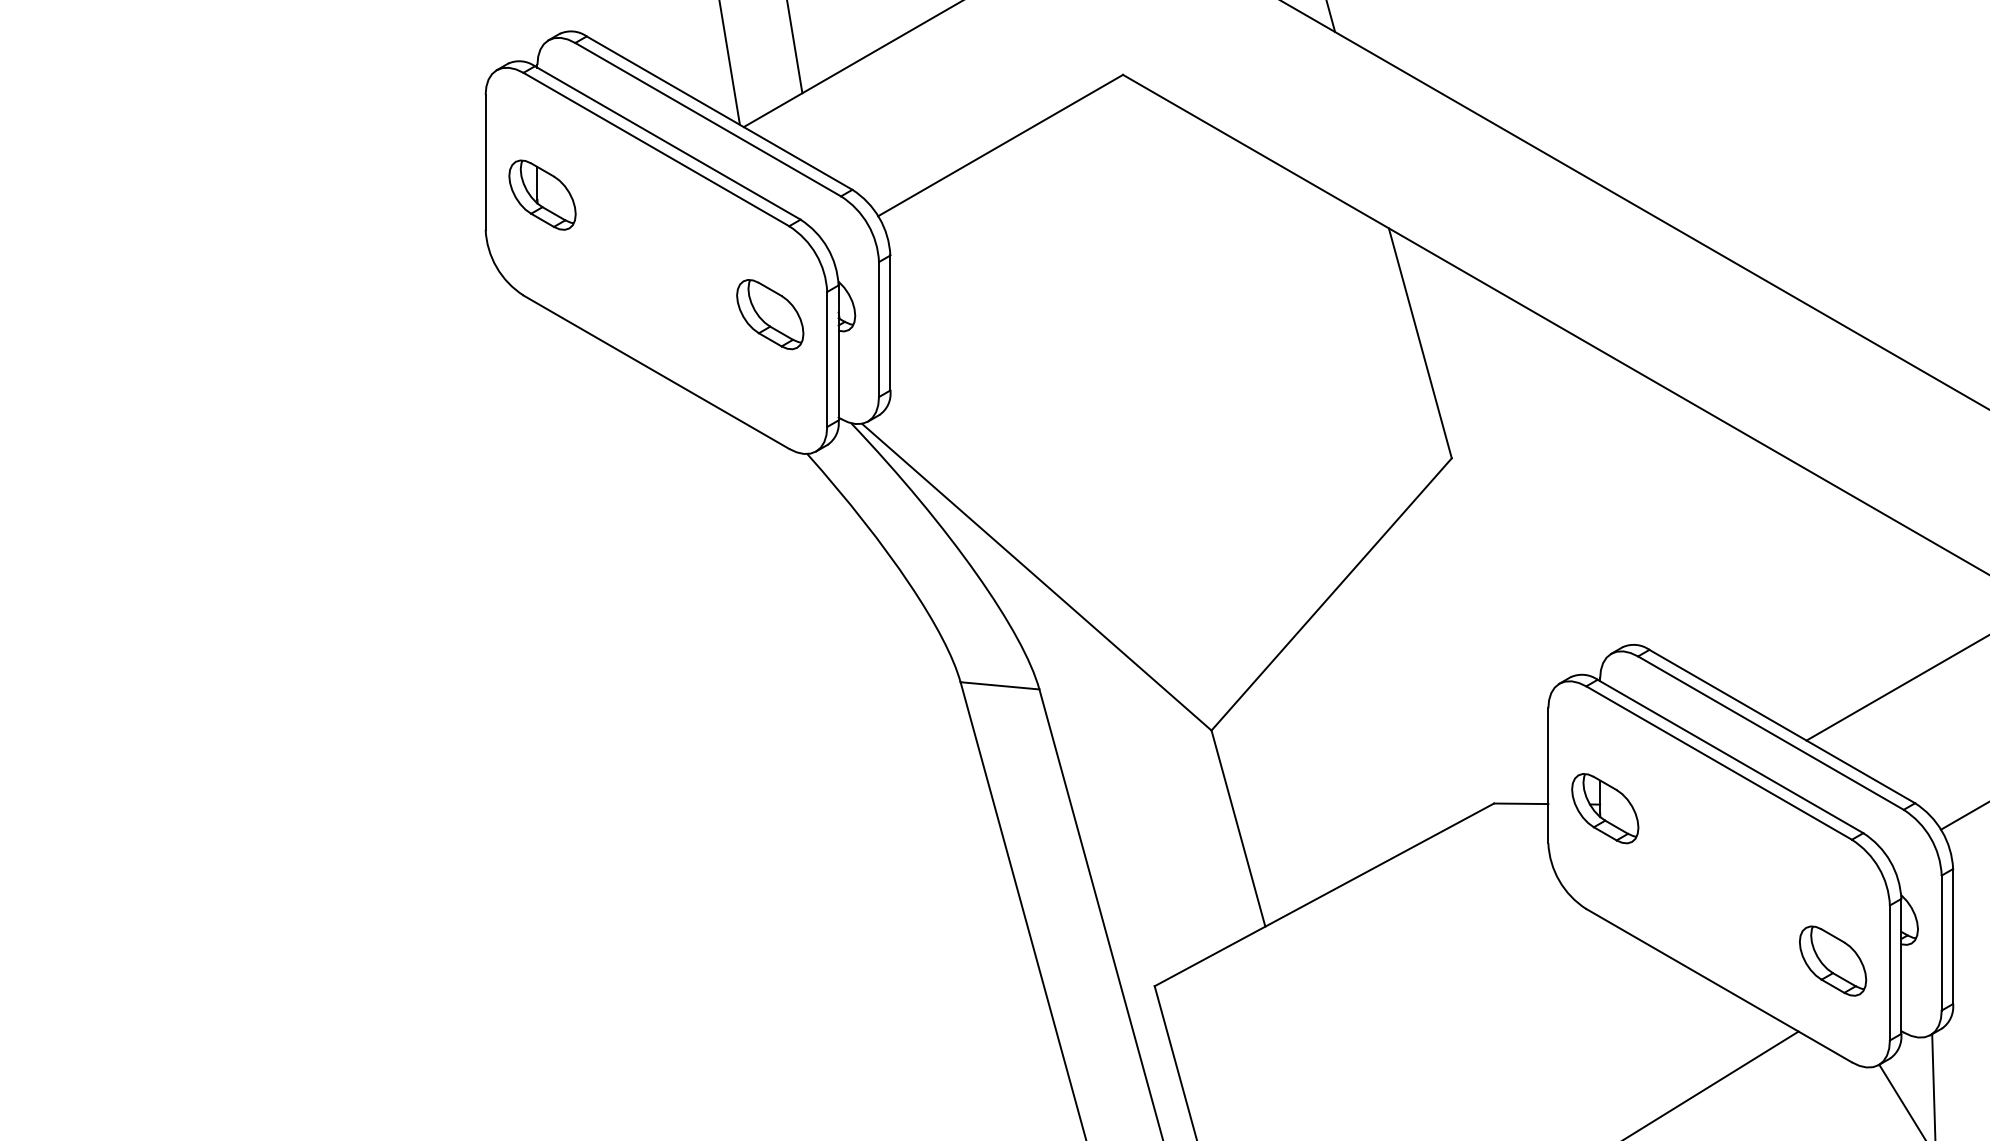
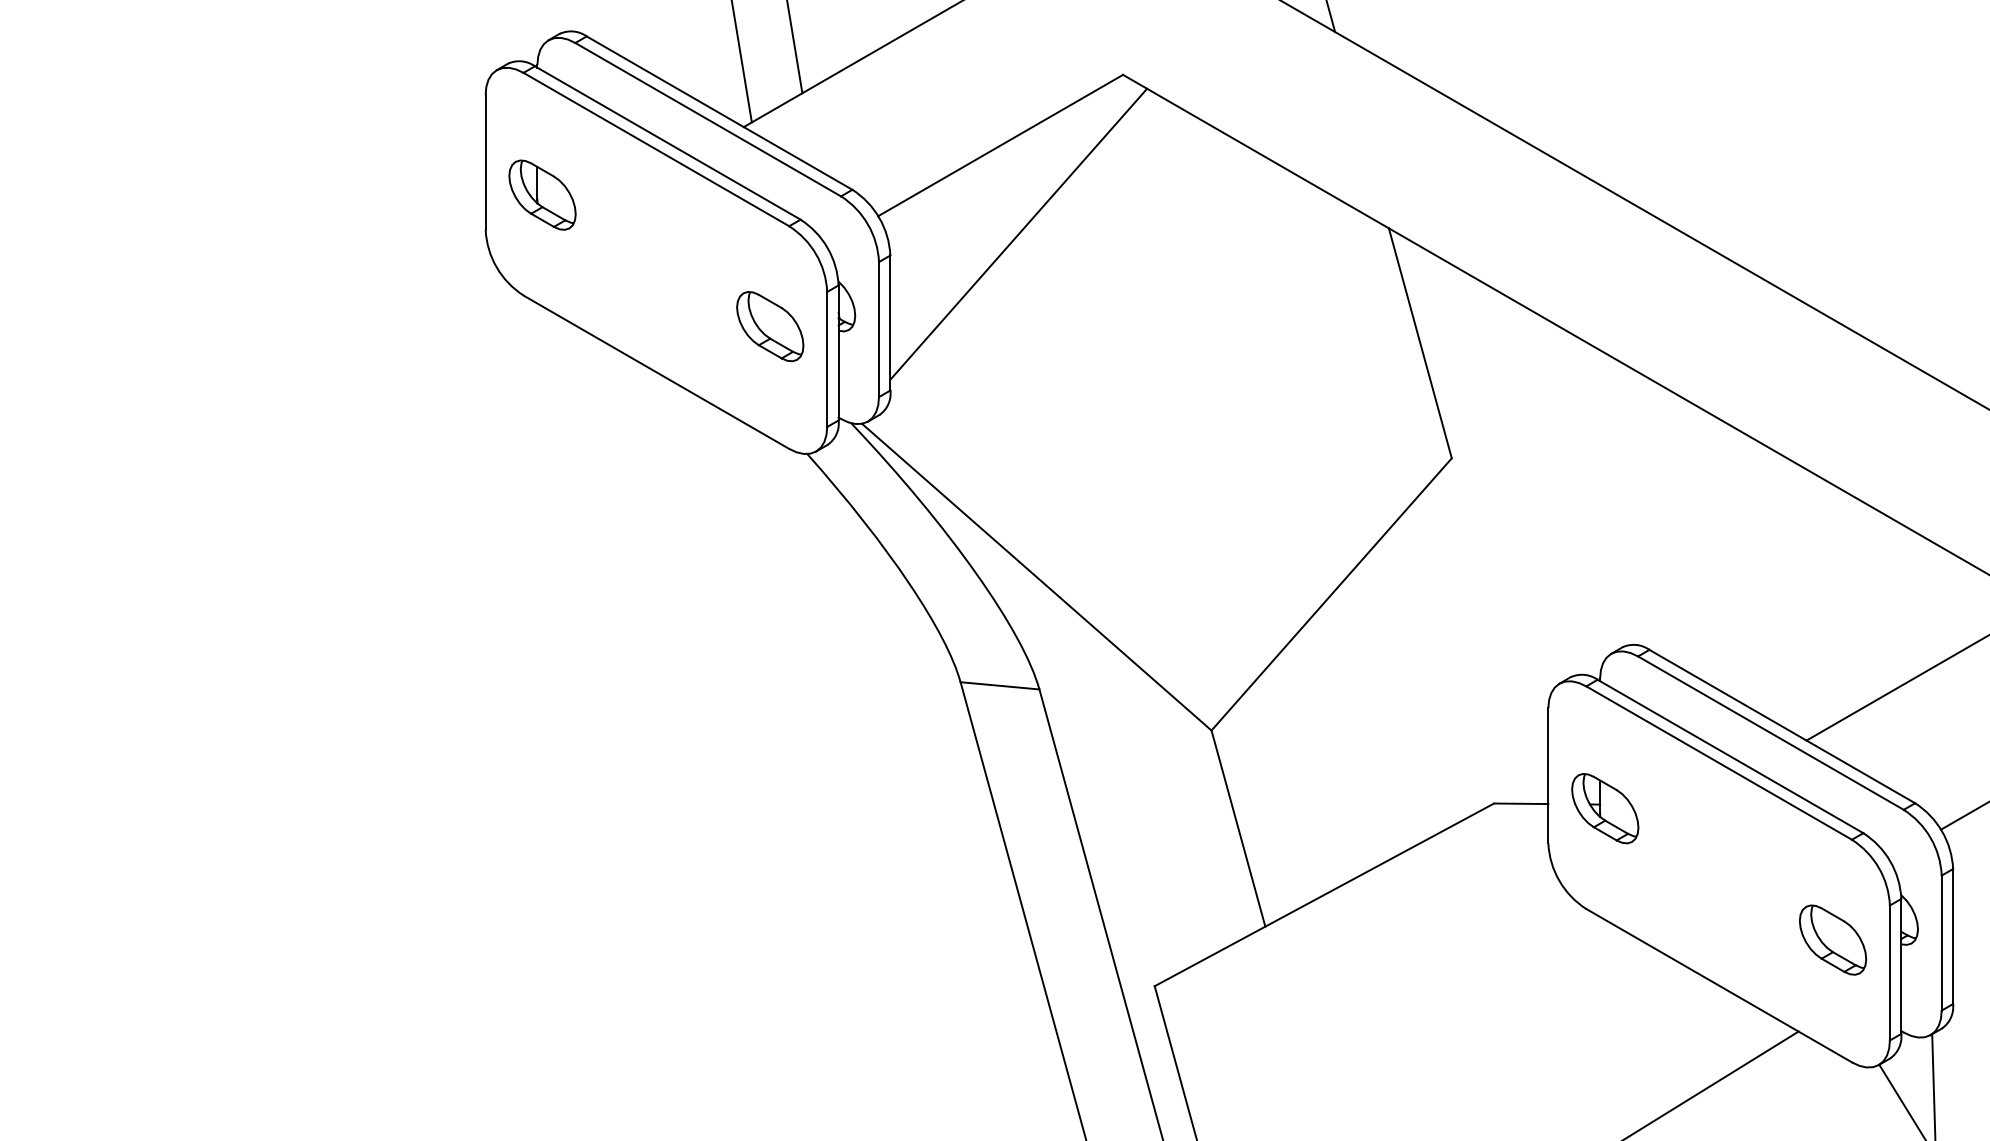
line position: (729, 63) -> (741, 62) (741, 62)
line: none -> present (1018, 233)
part position: (770, 314) -> (770, 326) (770, 326)
part position: (1833, 960) -> (1833, 939) (1833, 939)
